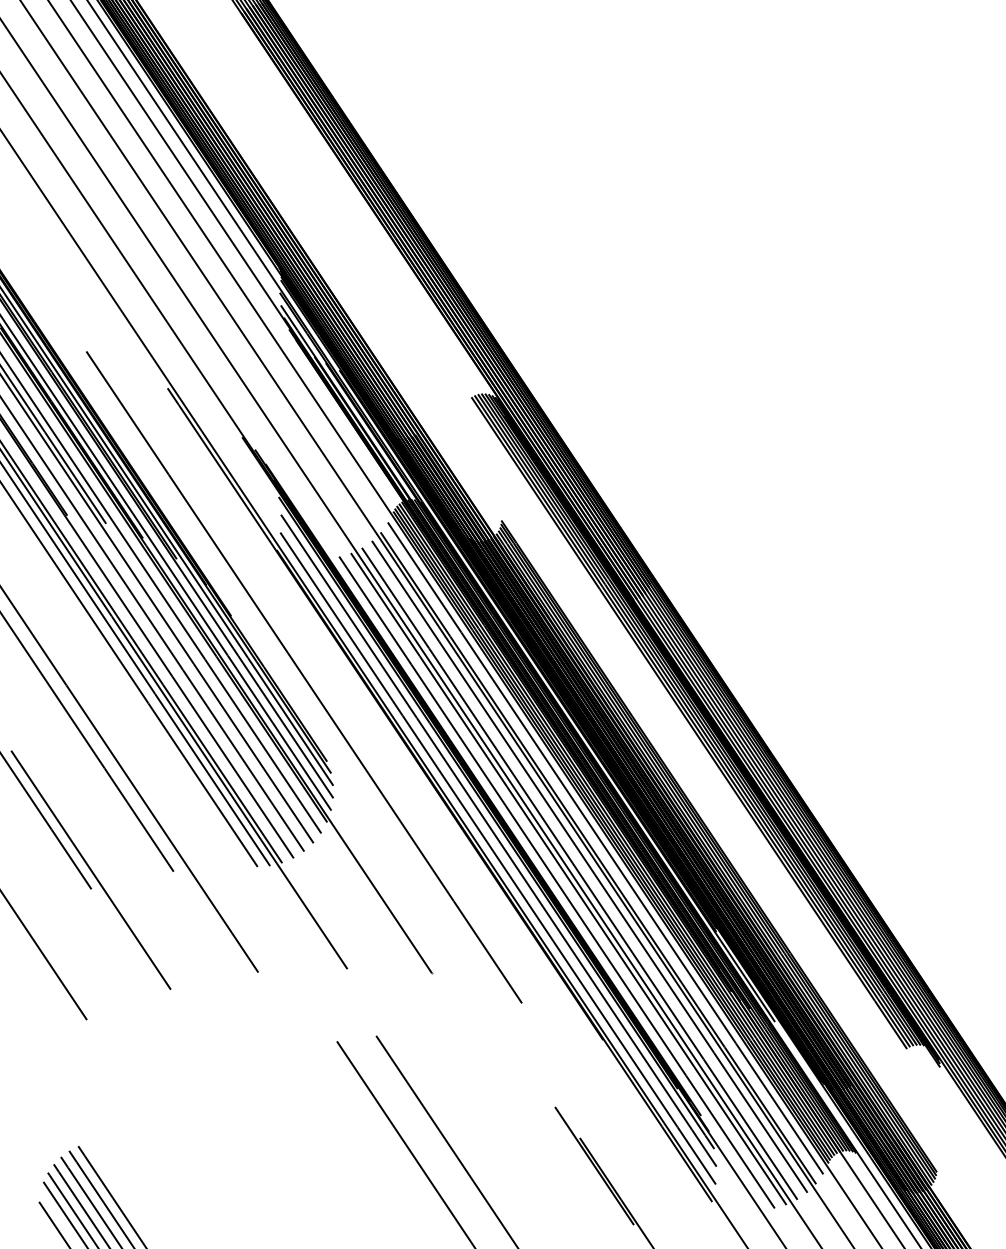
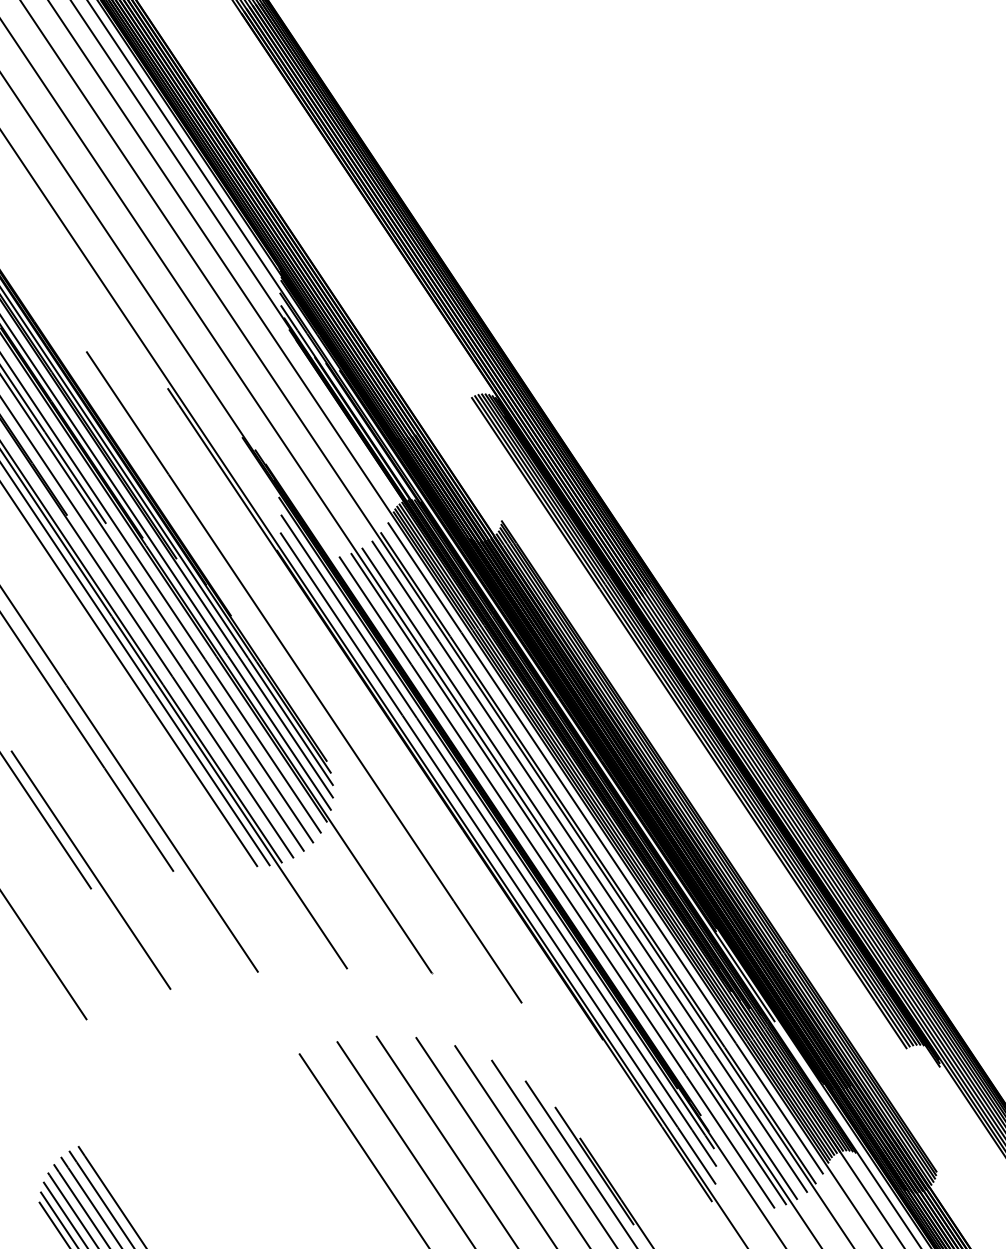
line: none -> present (485, 1141)
line: none -> present (521, 1145)
line: none -> present (363, 1149)
line: none -> present (553, 1152)
line: none -> present (580, 1162)
line: none -> present (58, 1218)
